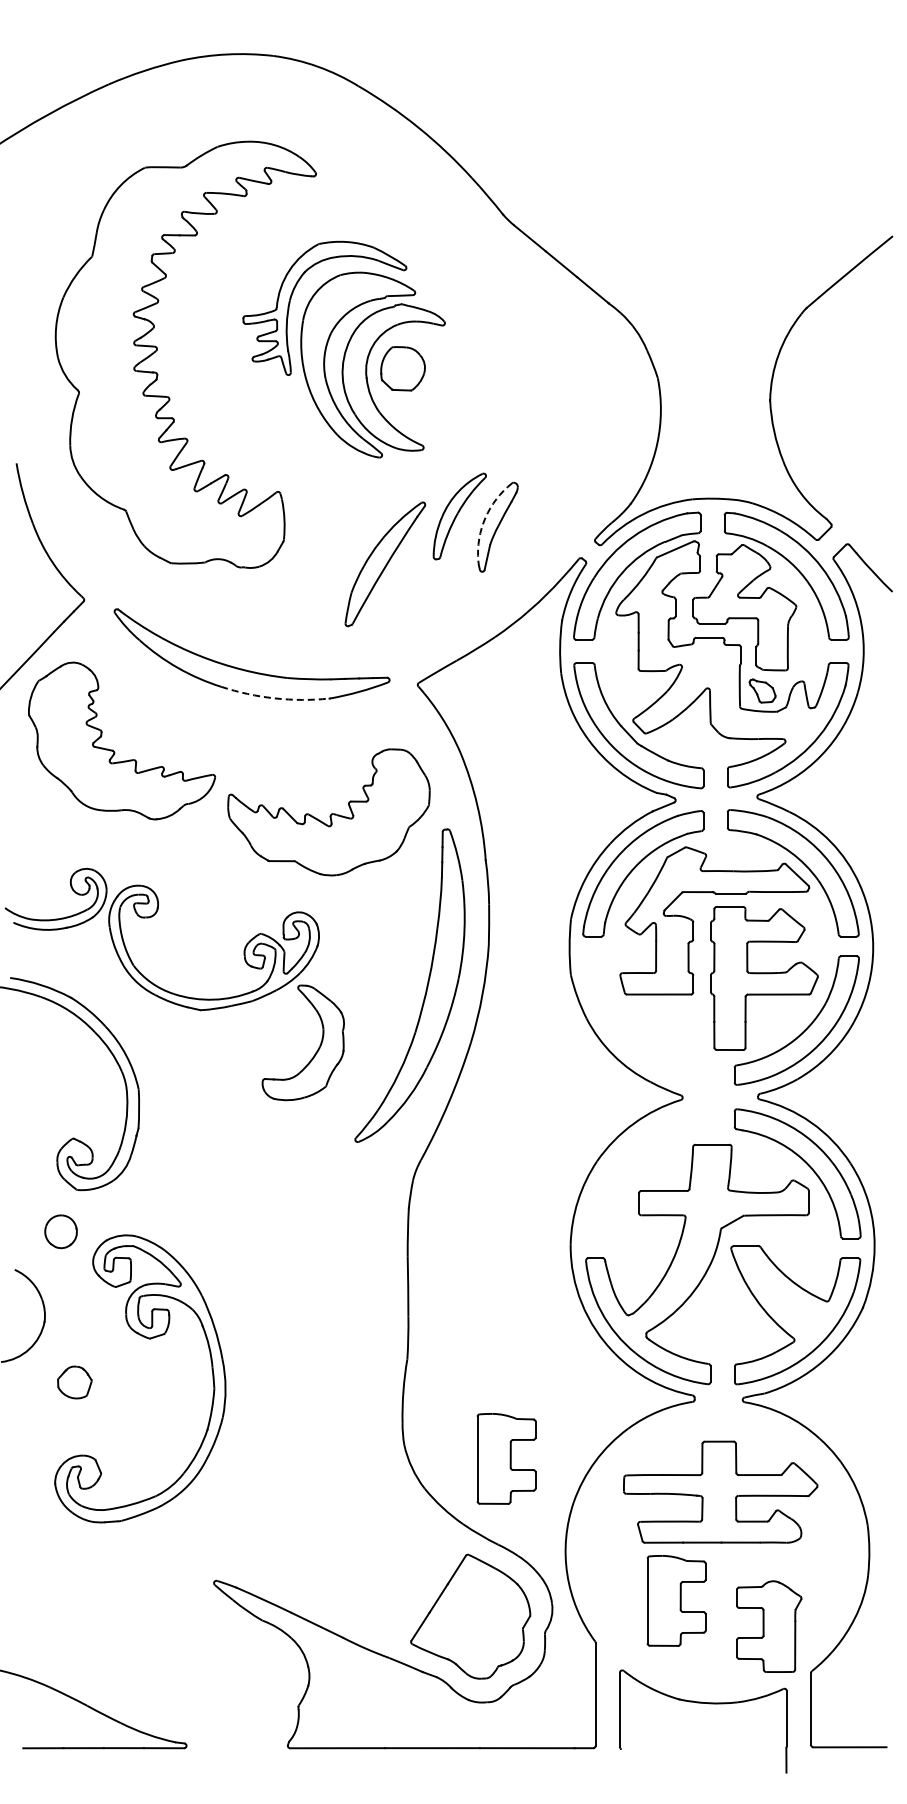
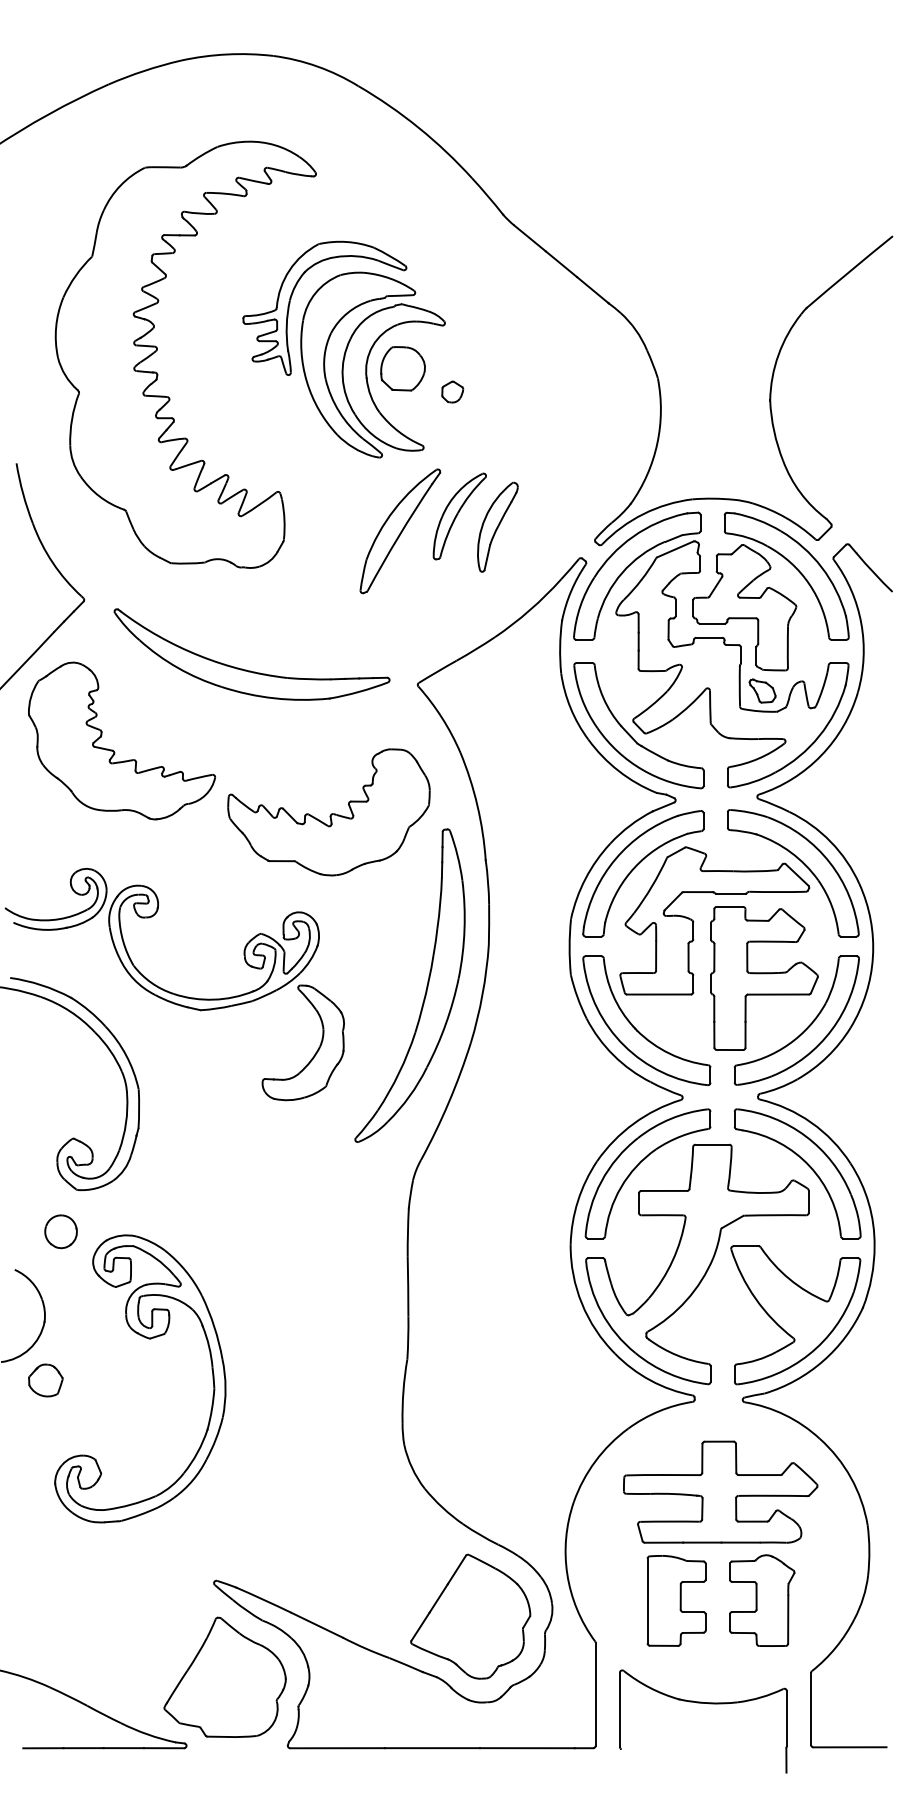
part: none -> present (452, 391)
arc: dashed -> solid (485, 517)
part position: (385, 564) -> (400, 531) (400, 531)
arc: dashed -> solid (274, 698)
part: none -> present (637, 1029)
part: none -> present (637, 1167)
part position: (74, 1382) -> (45, 1380) (45, 1380)
part: present -> none (506, 1458)
part position: (769, 1626) -> (762, 1600) (762, 1600)
part: none -> present (224, 1676)
